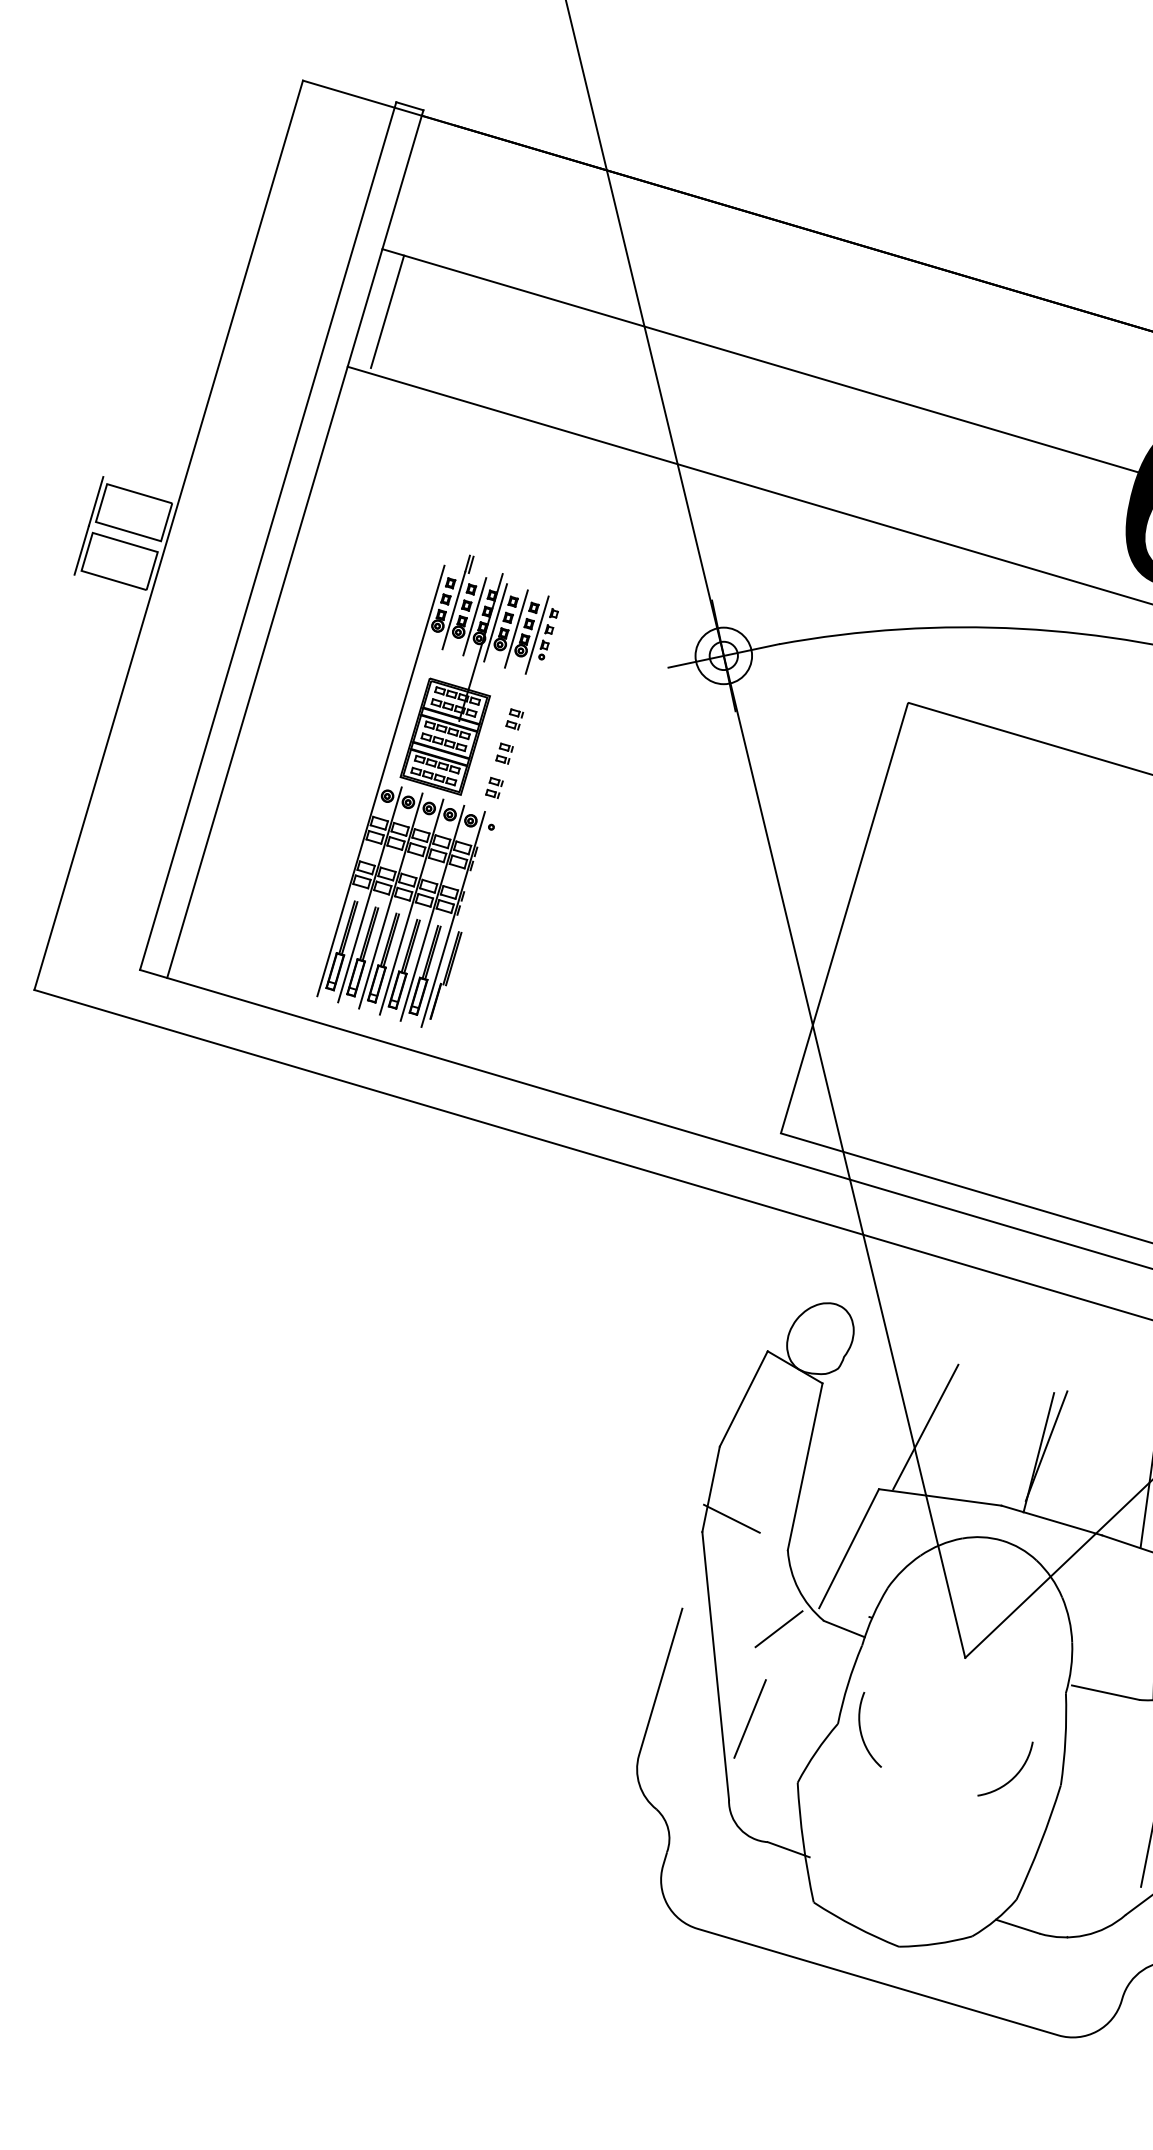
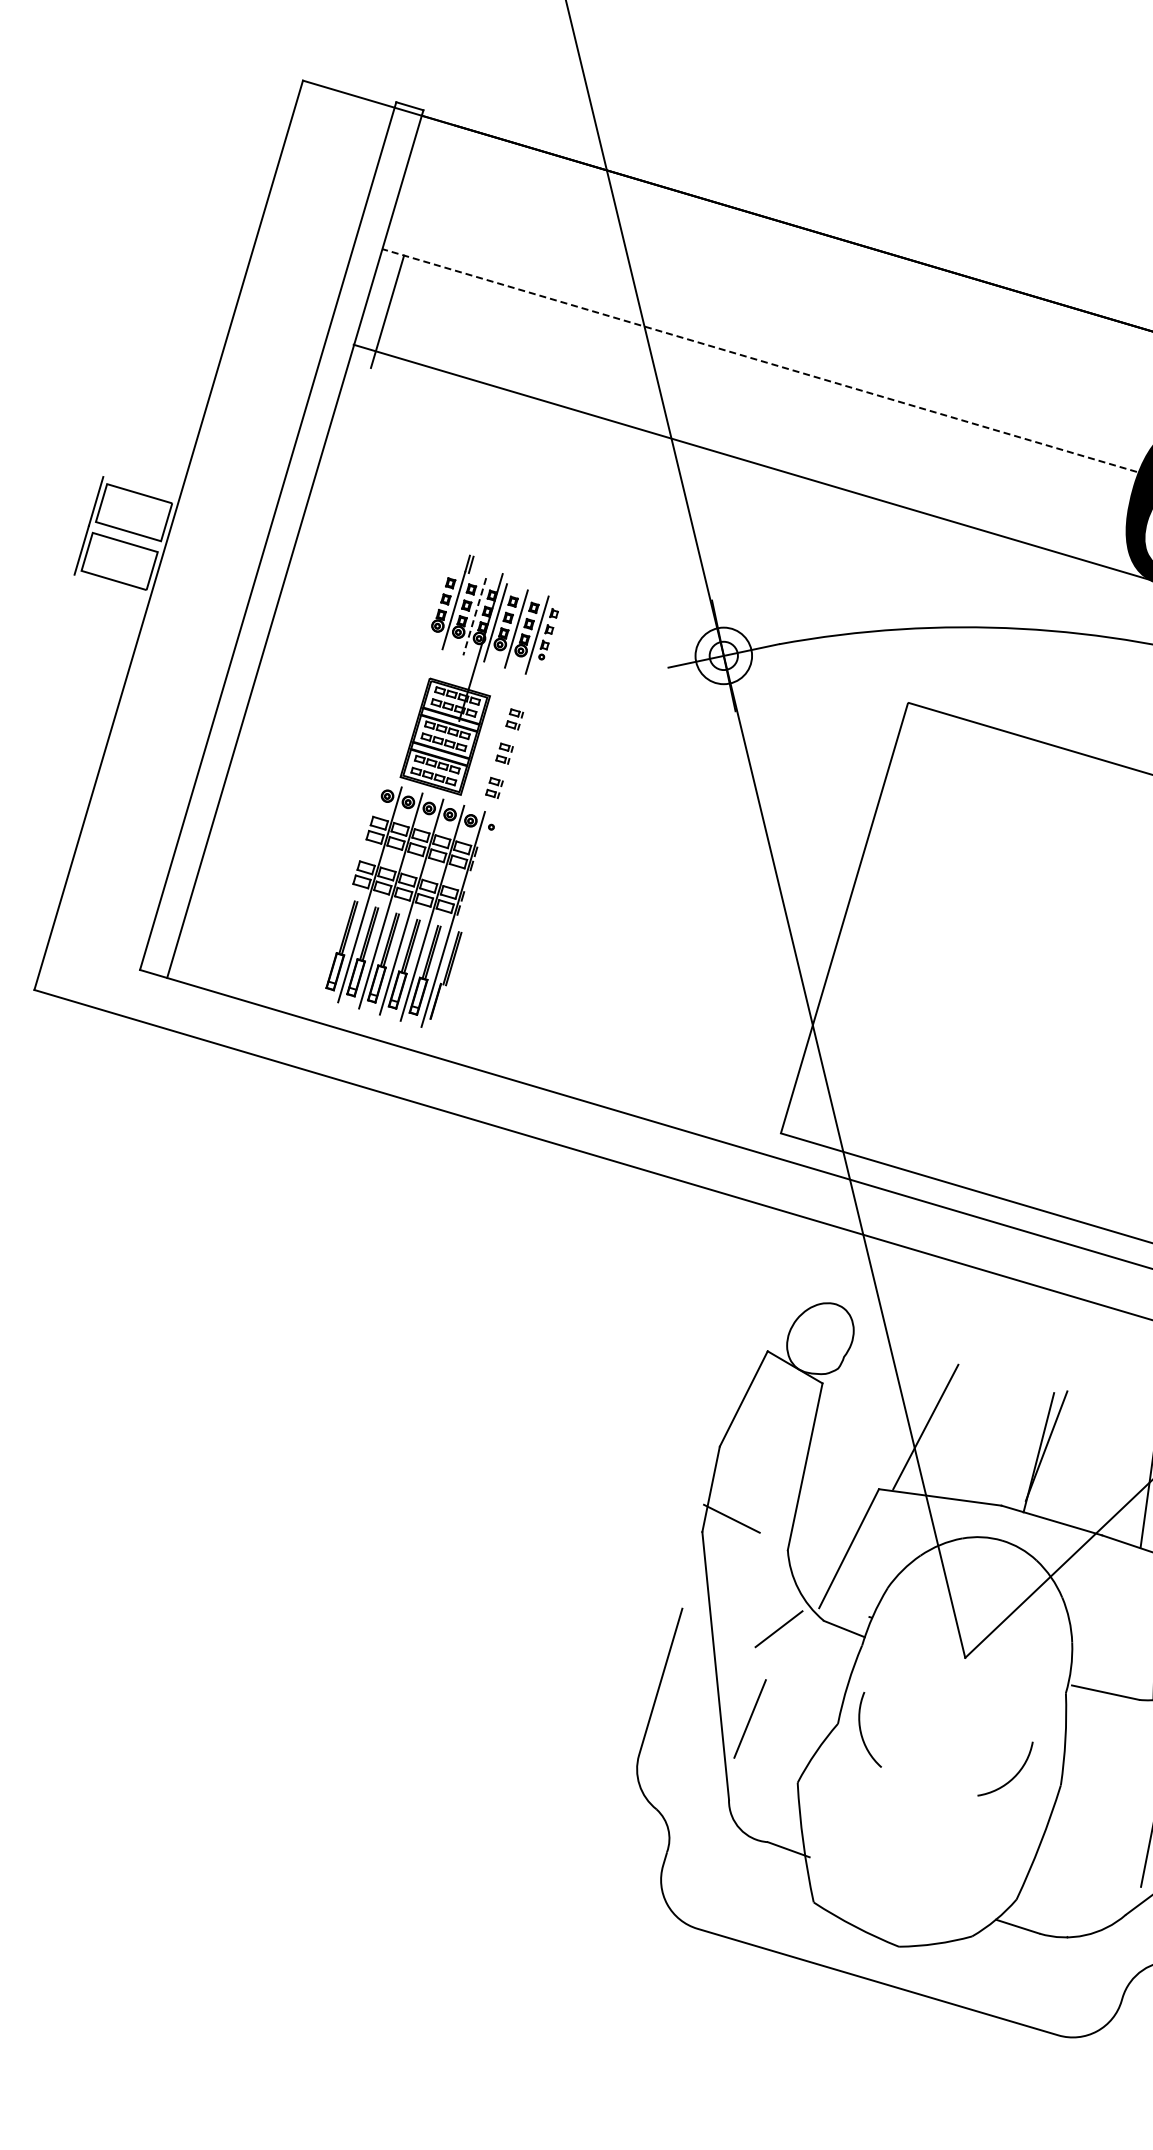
line: solid -> dashed (766, 362)
line position: (748, 484) -> (751, 461) (751, 461)
line: solid -> dashed (474, 617)
line: present -> none (380, 780)
